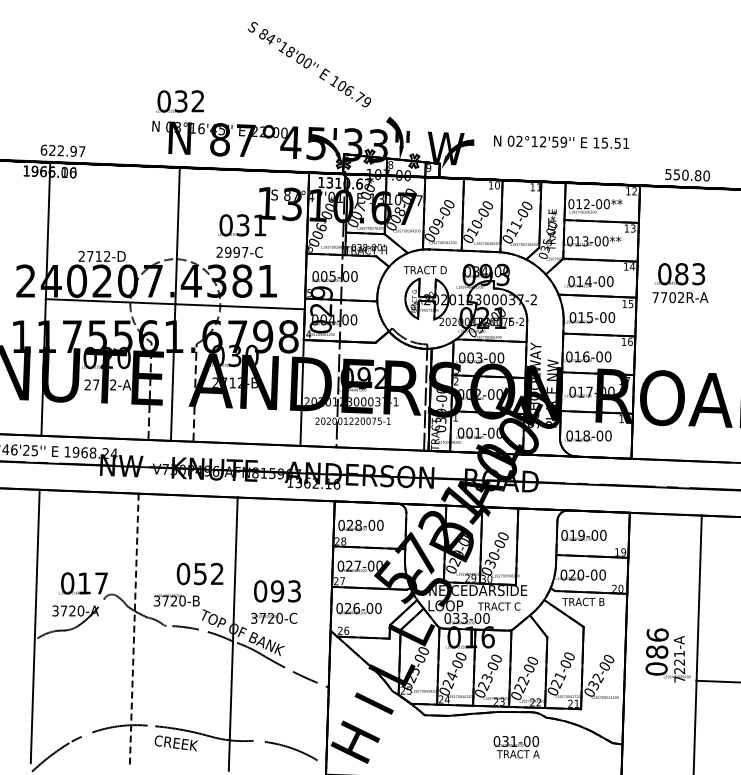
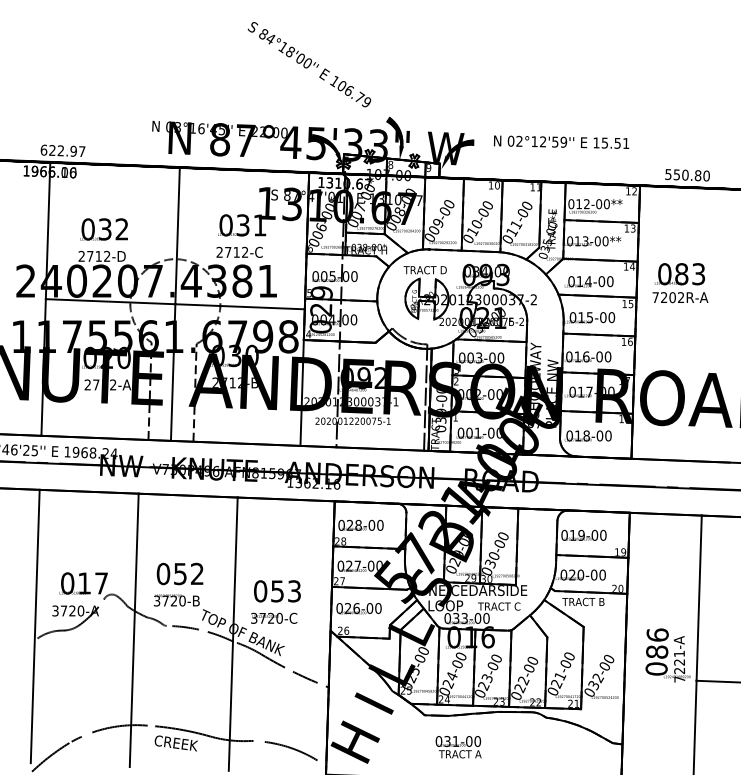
text position: (179, 101) -> (103, 229) (103, 229)
text: 2997-C -> 2712-C (236, 251)
text: 7702R-A -> 7202R-A (664, 297)
text position: (199, 573) -> (179, 573) (179, 573)
text: 093 -> 053 (277, 591)
line: dashed -> solid (134, 630)
text position: (516, 747) -> (458, 747) (458, 747)
